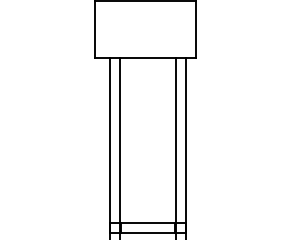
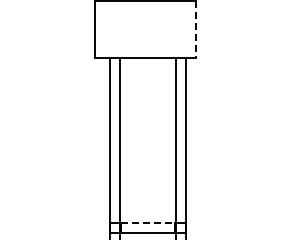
line: solid -> dashed (195, 29)
line: solid -> dashed (148, 222)
